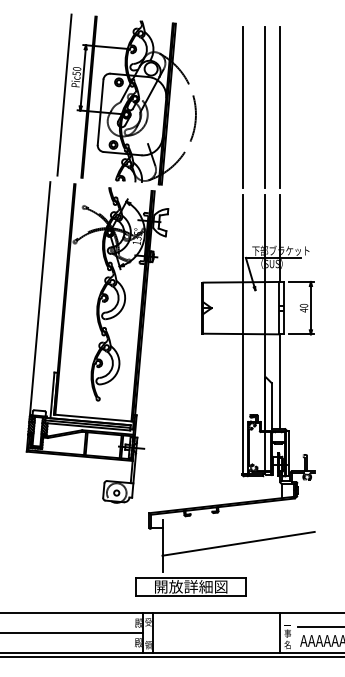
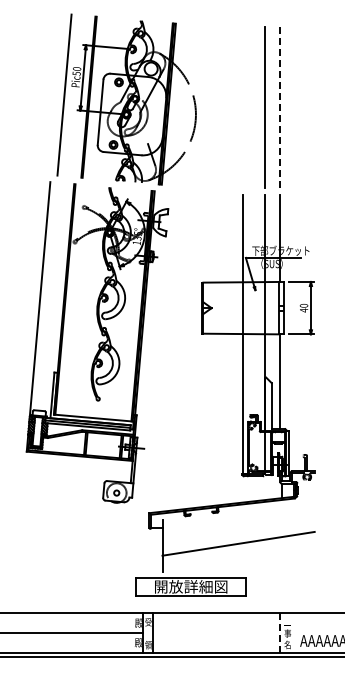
line: present -> none (242, 107)
line: solid -> dashed (280, 107)
line: present -> none (319, 627)
line: solid -> dashed (280, 633)
